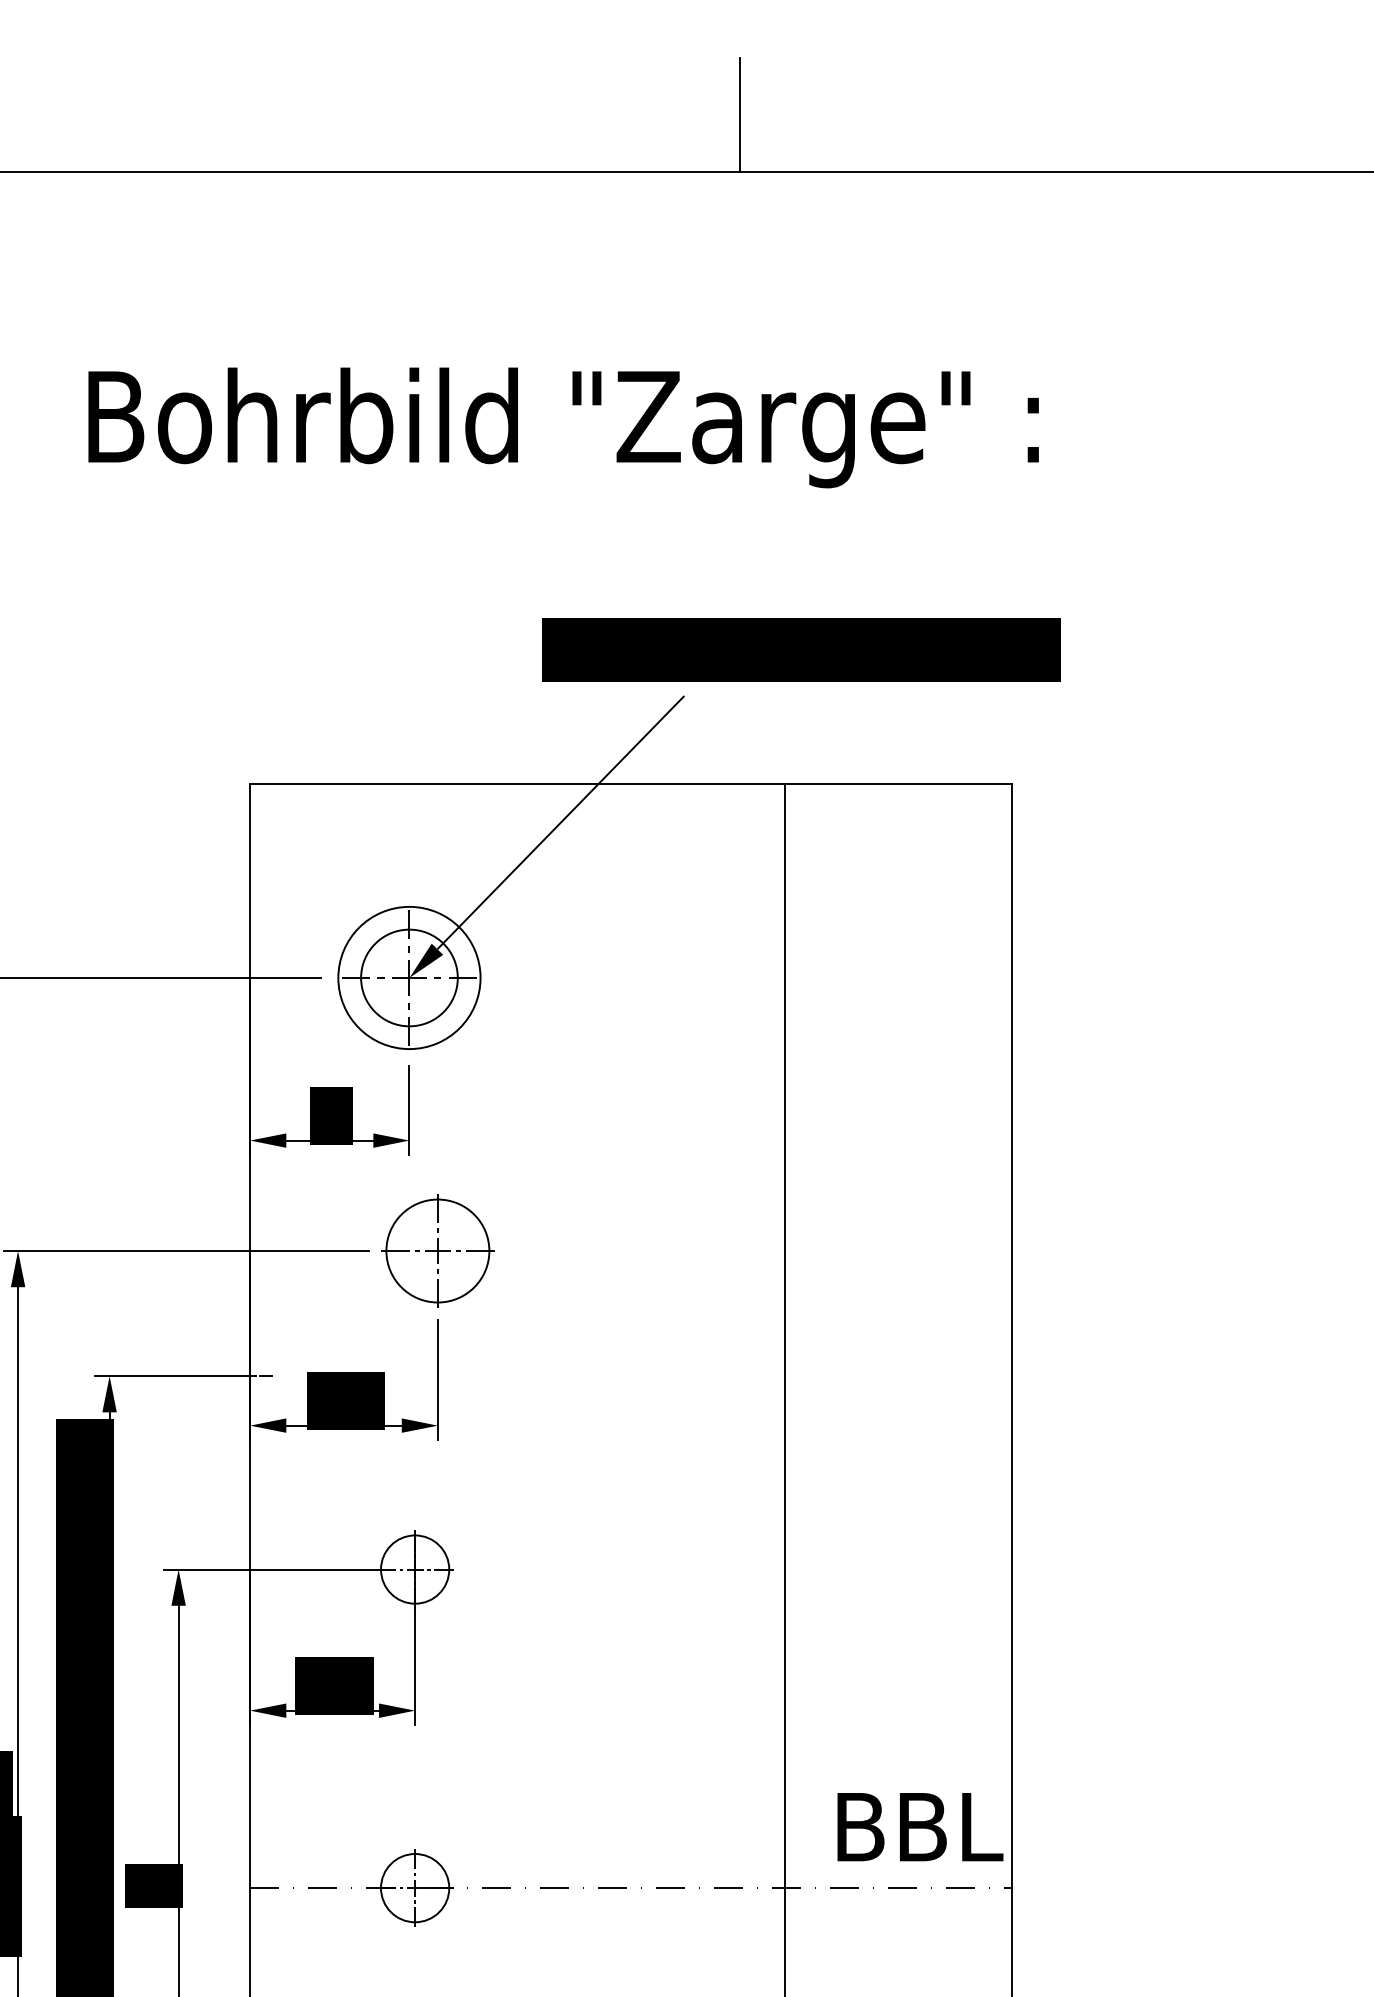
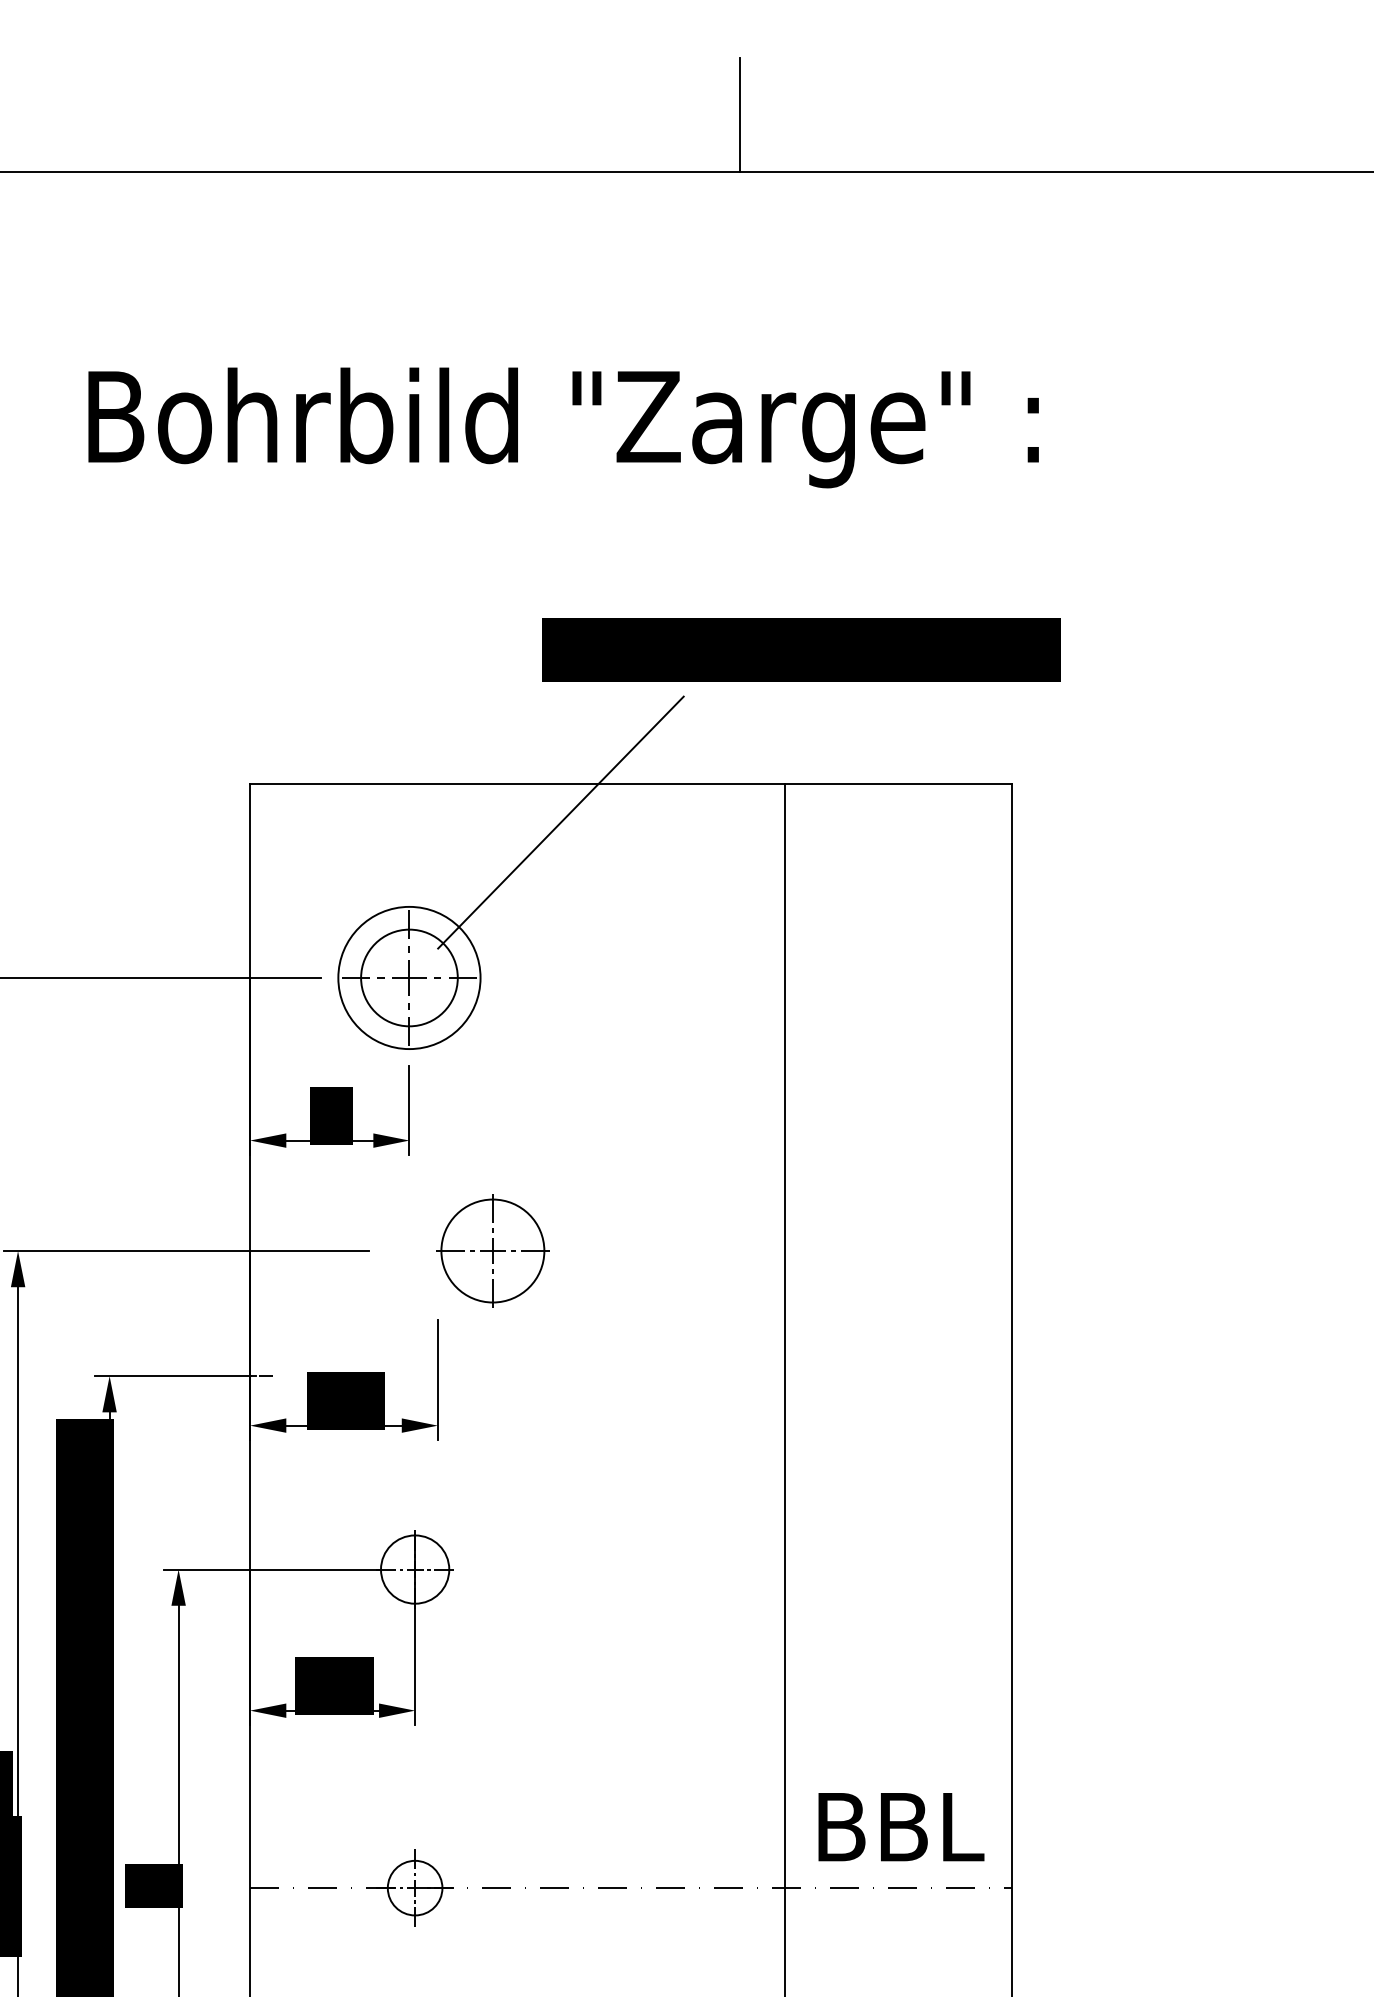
fill: present -> none (426, 960)
part position: (437, 1250) -> (492, 1250) (492, 1250)
text position: (920, 1827) -> (901, 1827) (901, 1827)
circle diameter: 68 px -> 55 px (414, 1887)
